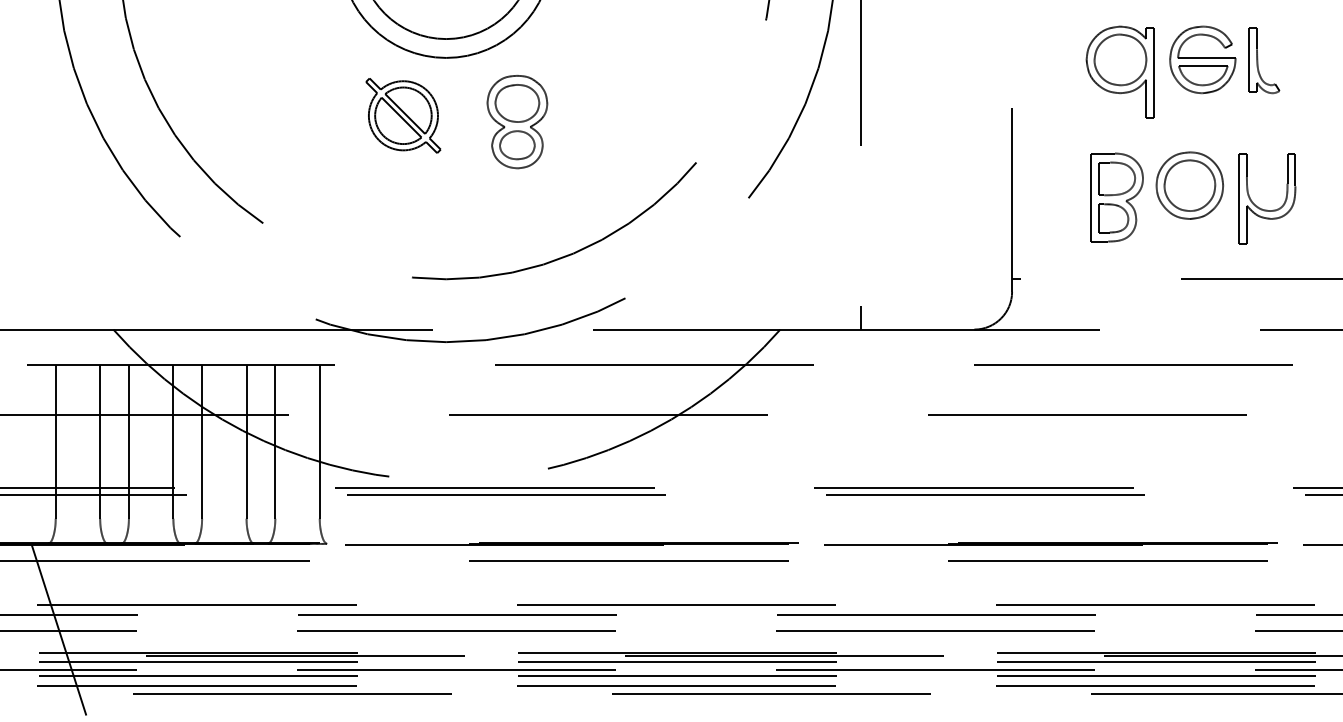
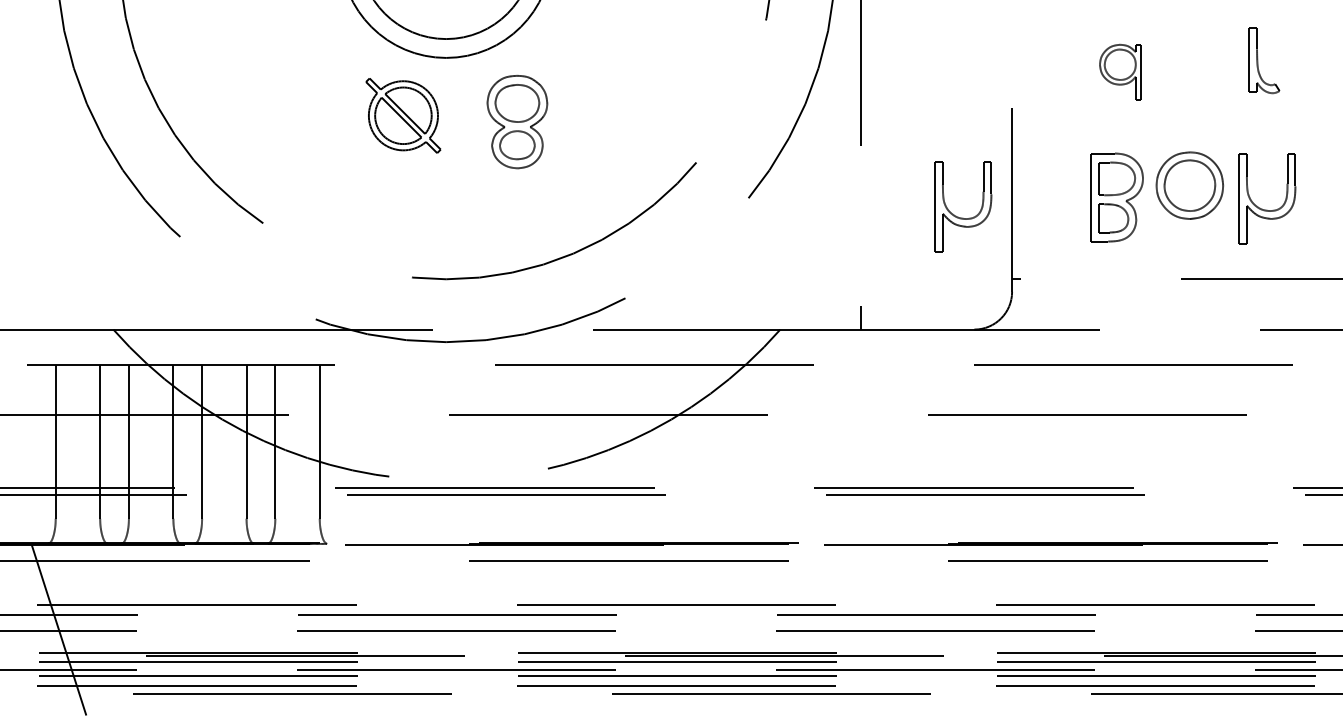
part: present -> none (1202, 59)
part size: 70x94 px -> 43x58 px (1120, 71)
part: none -> present (963, 217)
